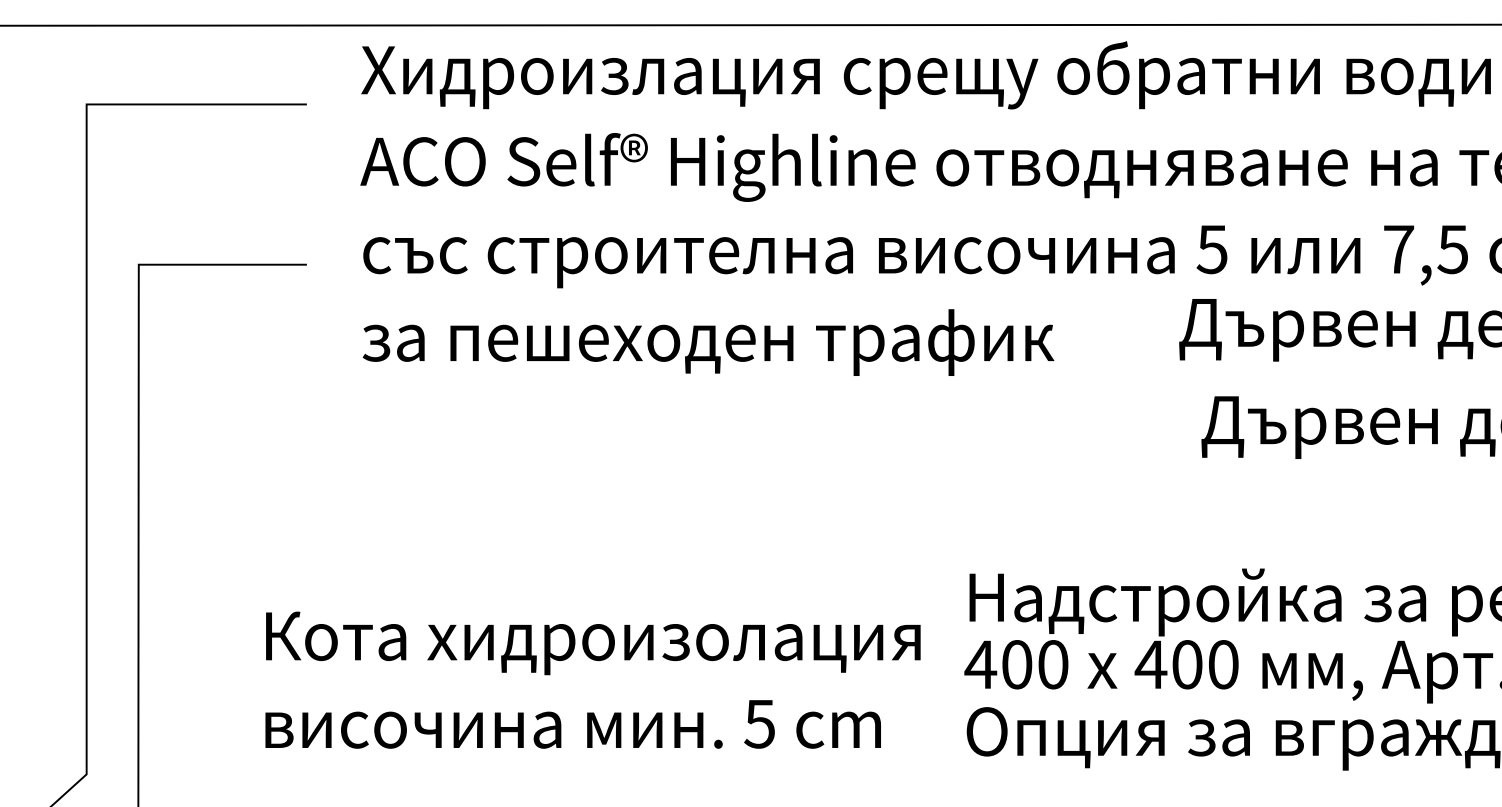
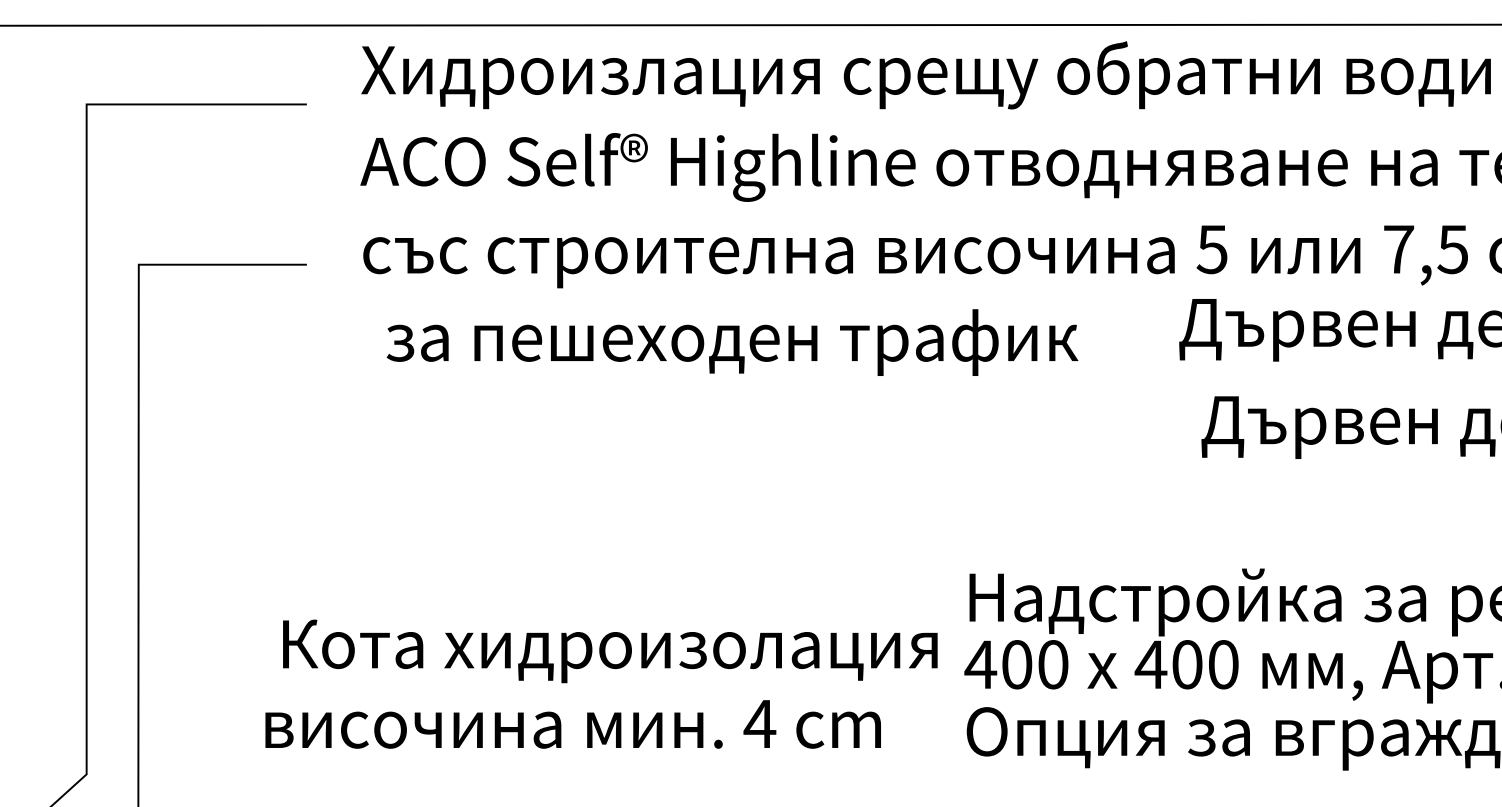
text position: (708, 342) -> (732, 342) (732, 342)
text position: (593, 643) -> (610, 651) (610, 651)
text: 5 -> 4 (759, 724)
